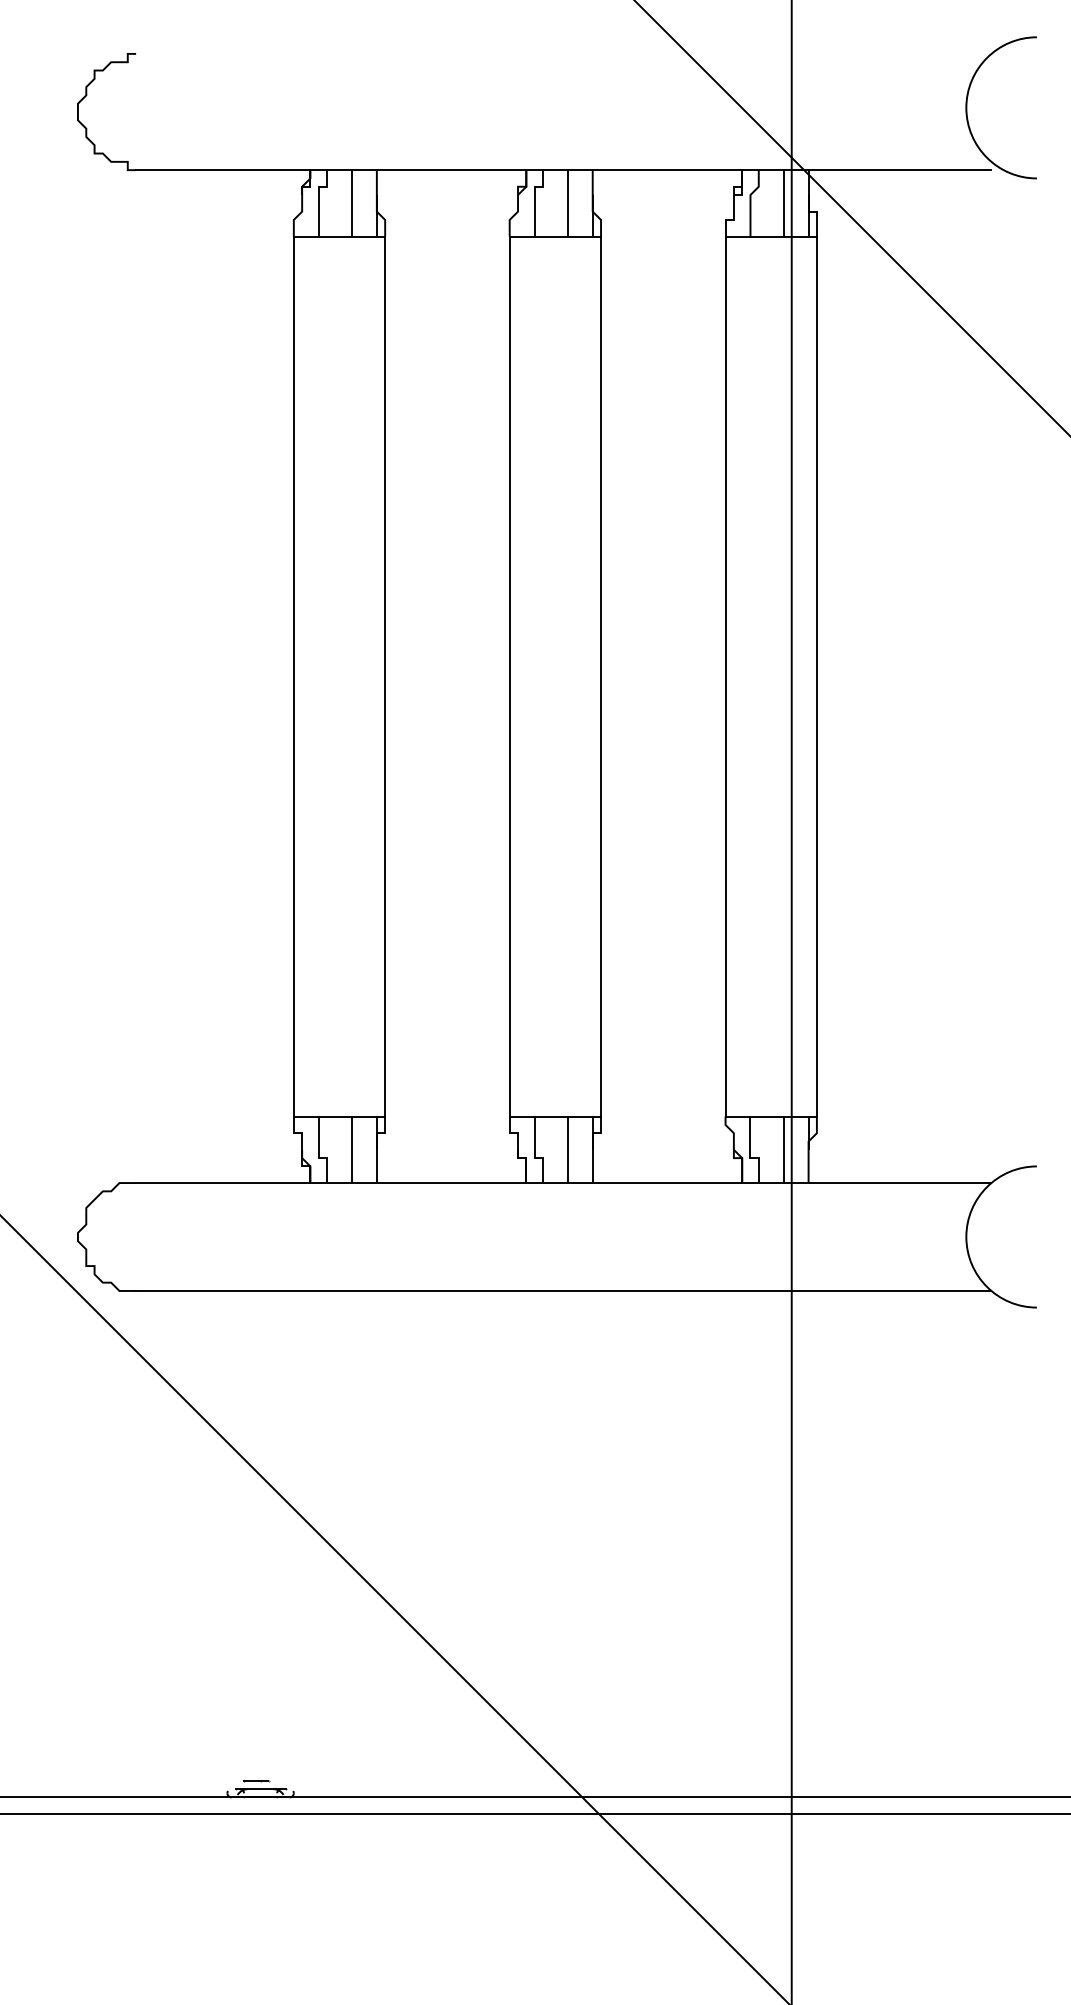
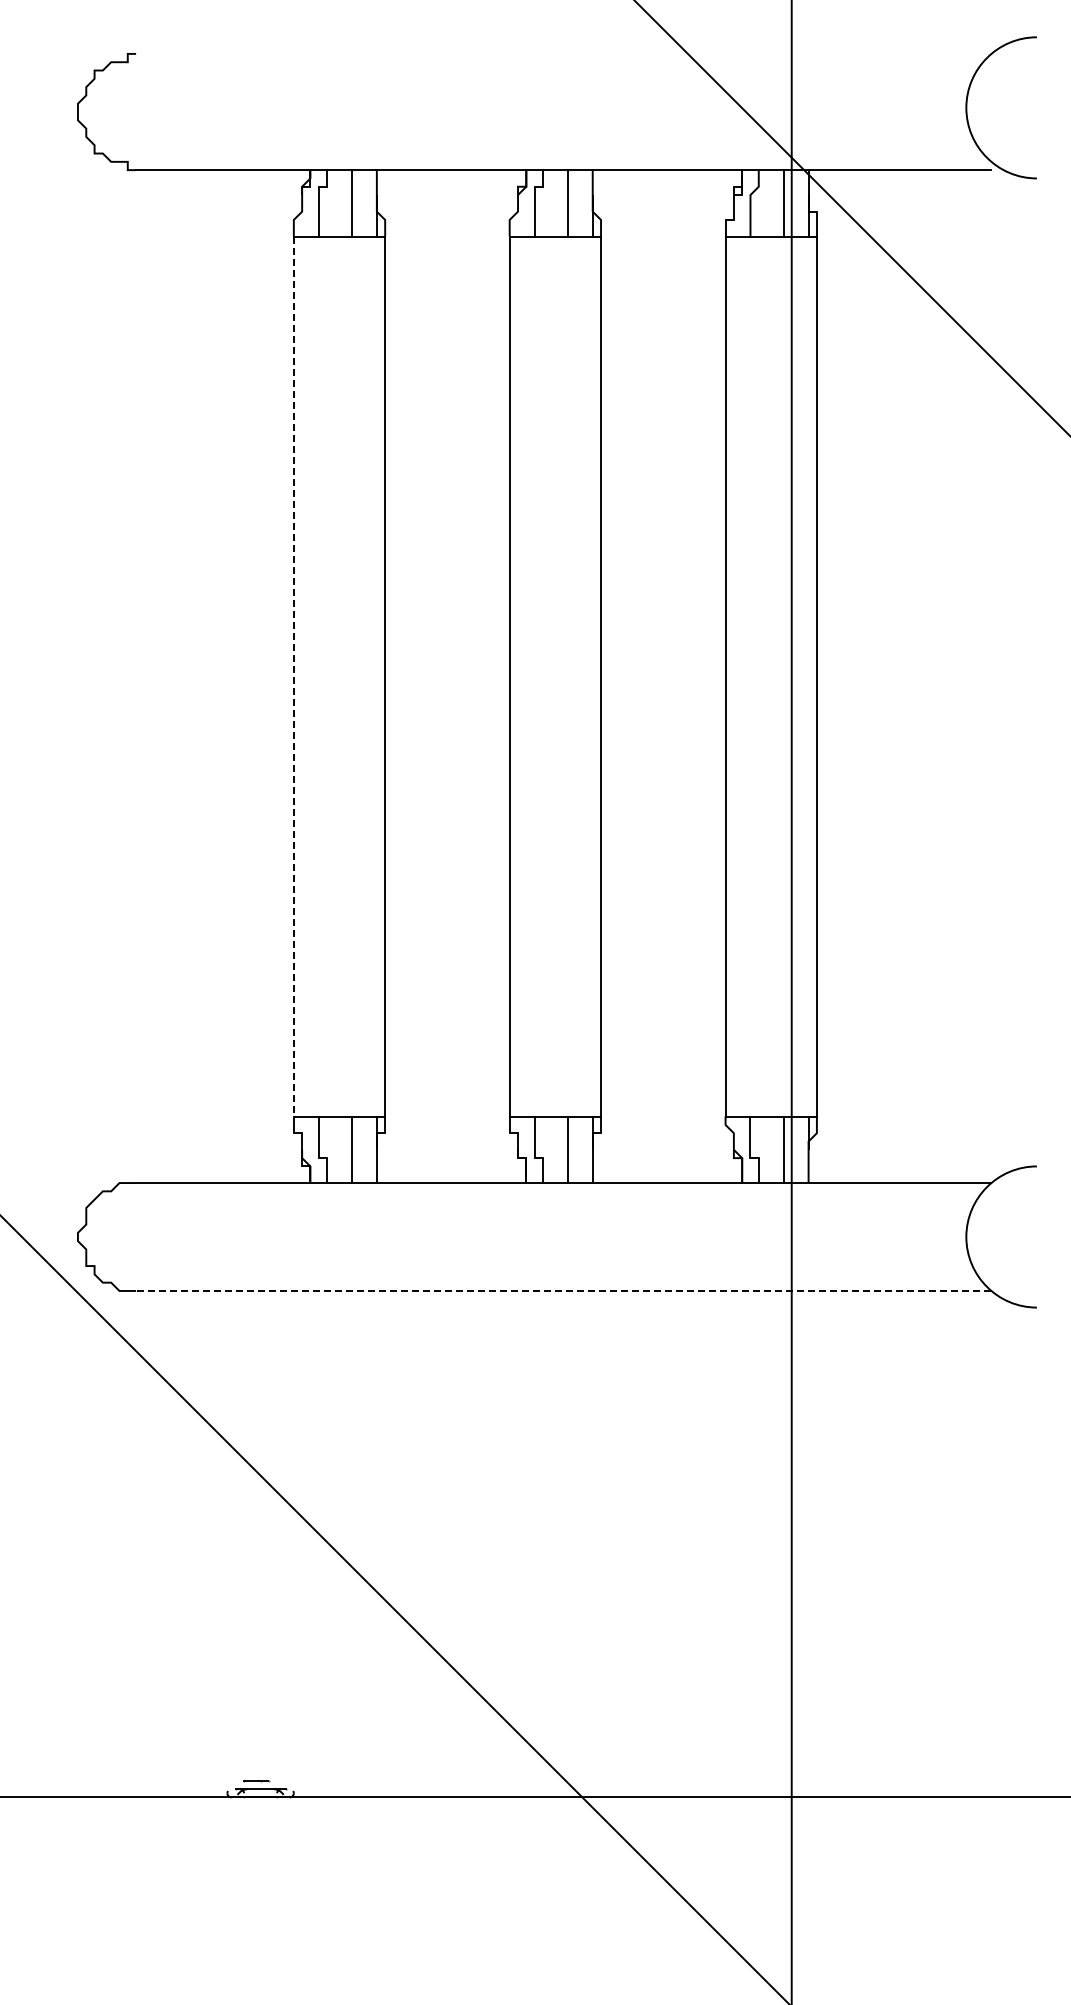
line: solid -> dashed (293, 677)
line: solid -> dashed (563, 1290)
line: present -> none (534, 1814)
